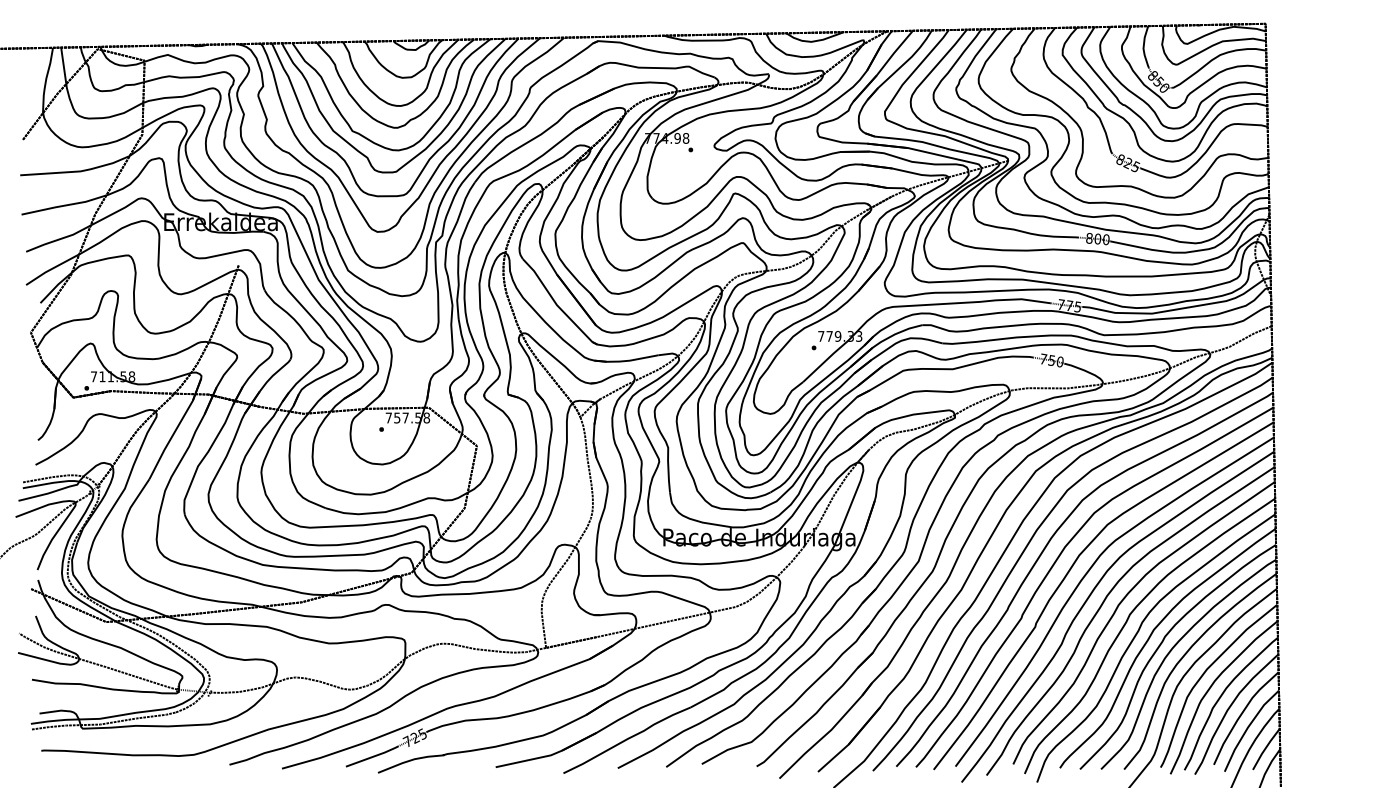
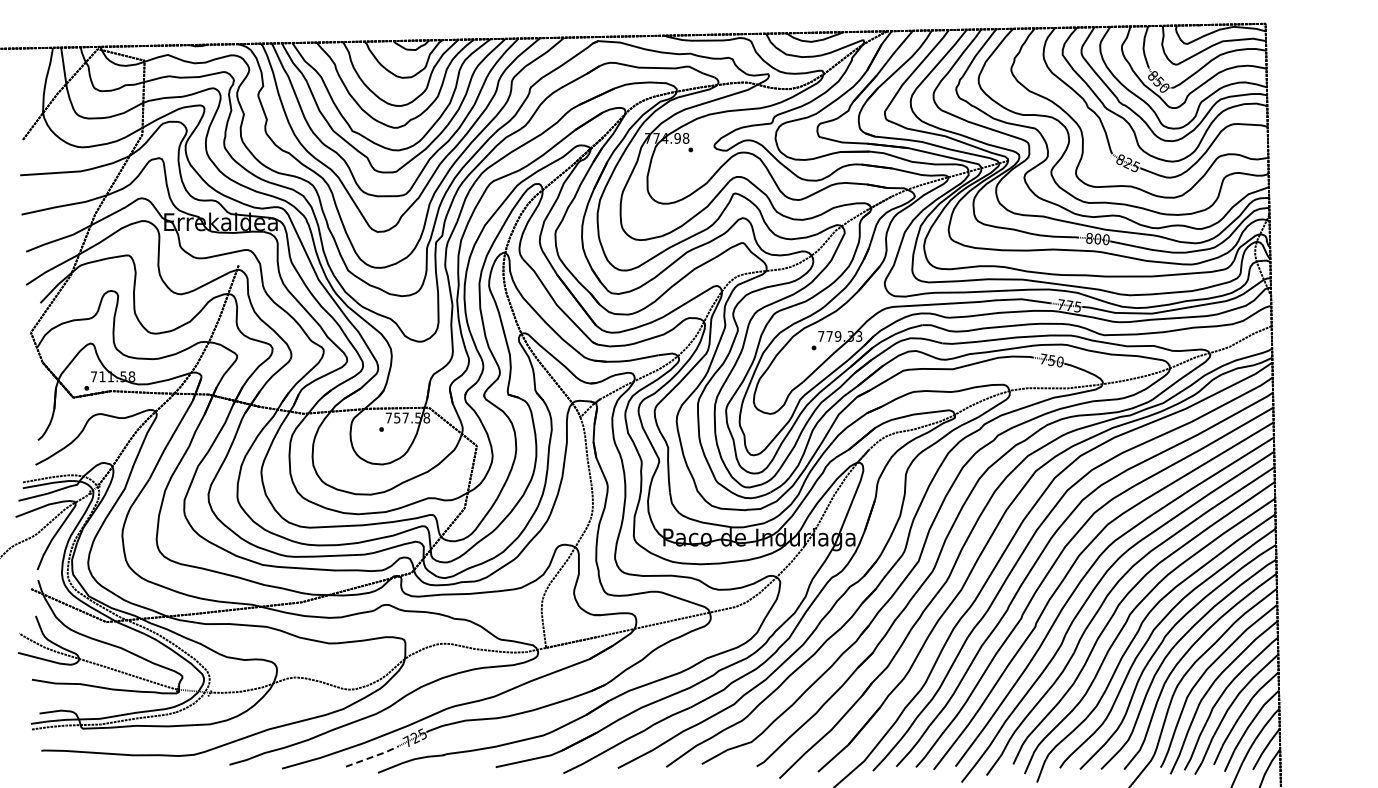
line: solid -> dashed (373, 756)
